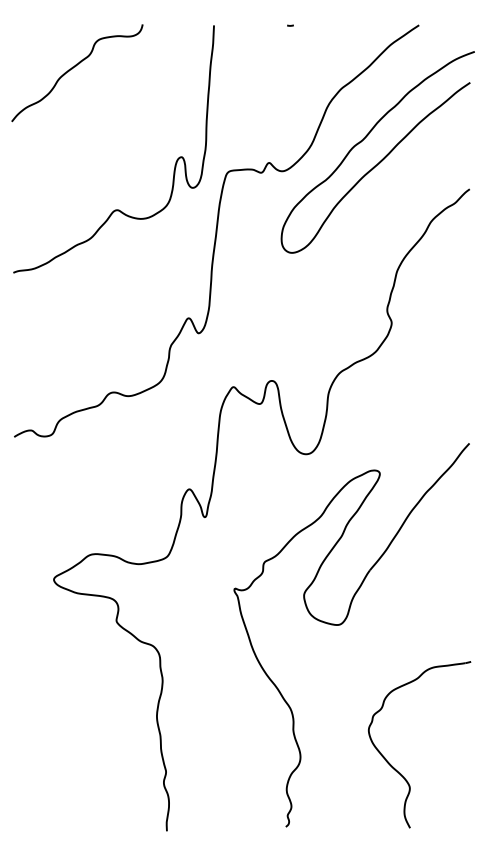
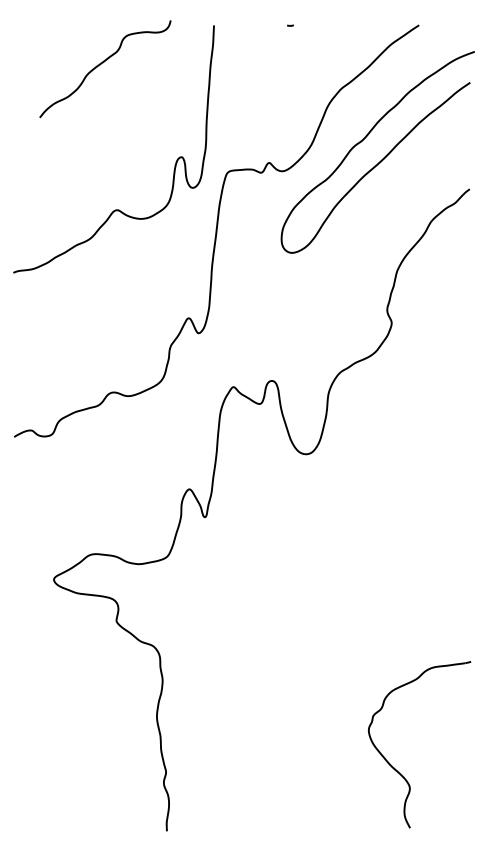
curve position: (75, 67) -> (103, 63) (103, 63)
part: present -> none (342, 624)
